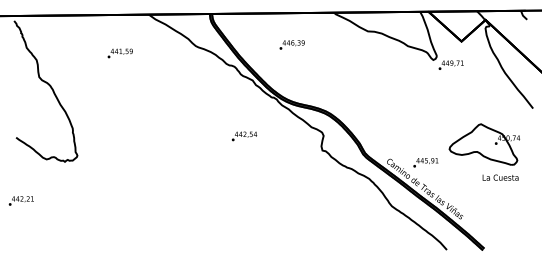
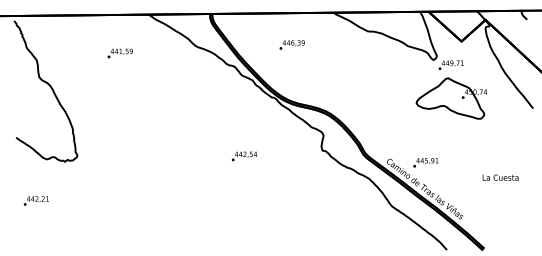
text position: (244, 136) -> (244, 156) (244, 156)
part position: (483, 144) -> (450, 98) (450, 98)
text position: (20, 200) -> (35, 200) (35, 200)
